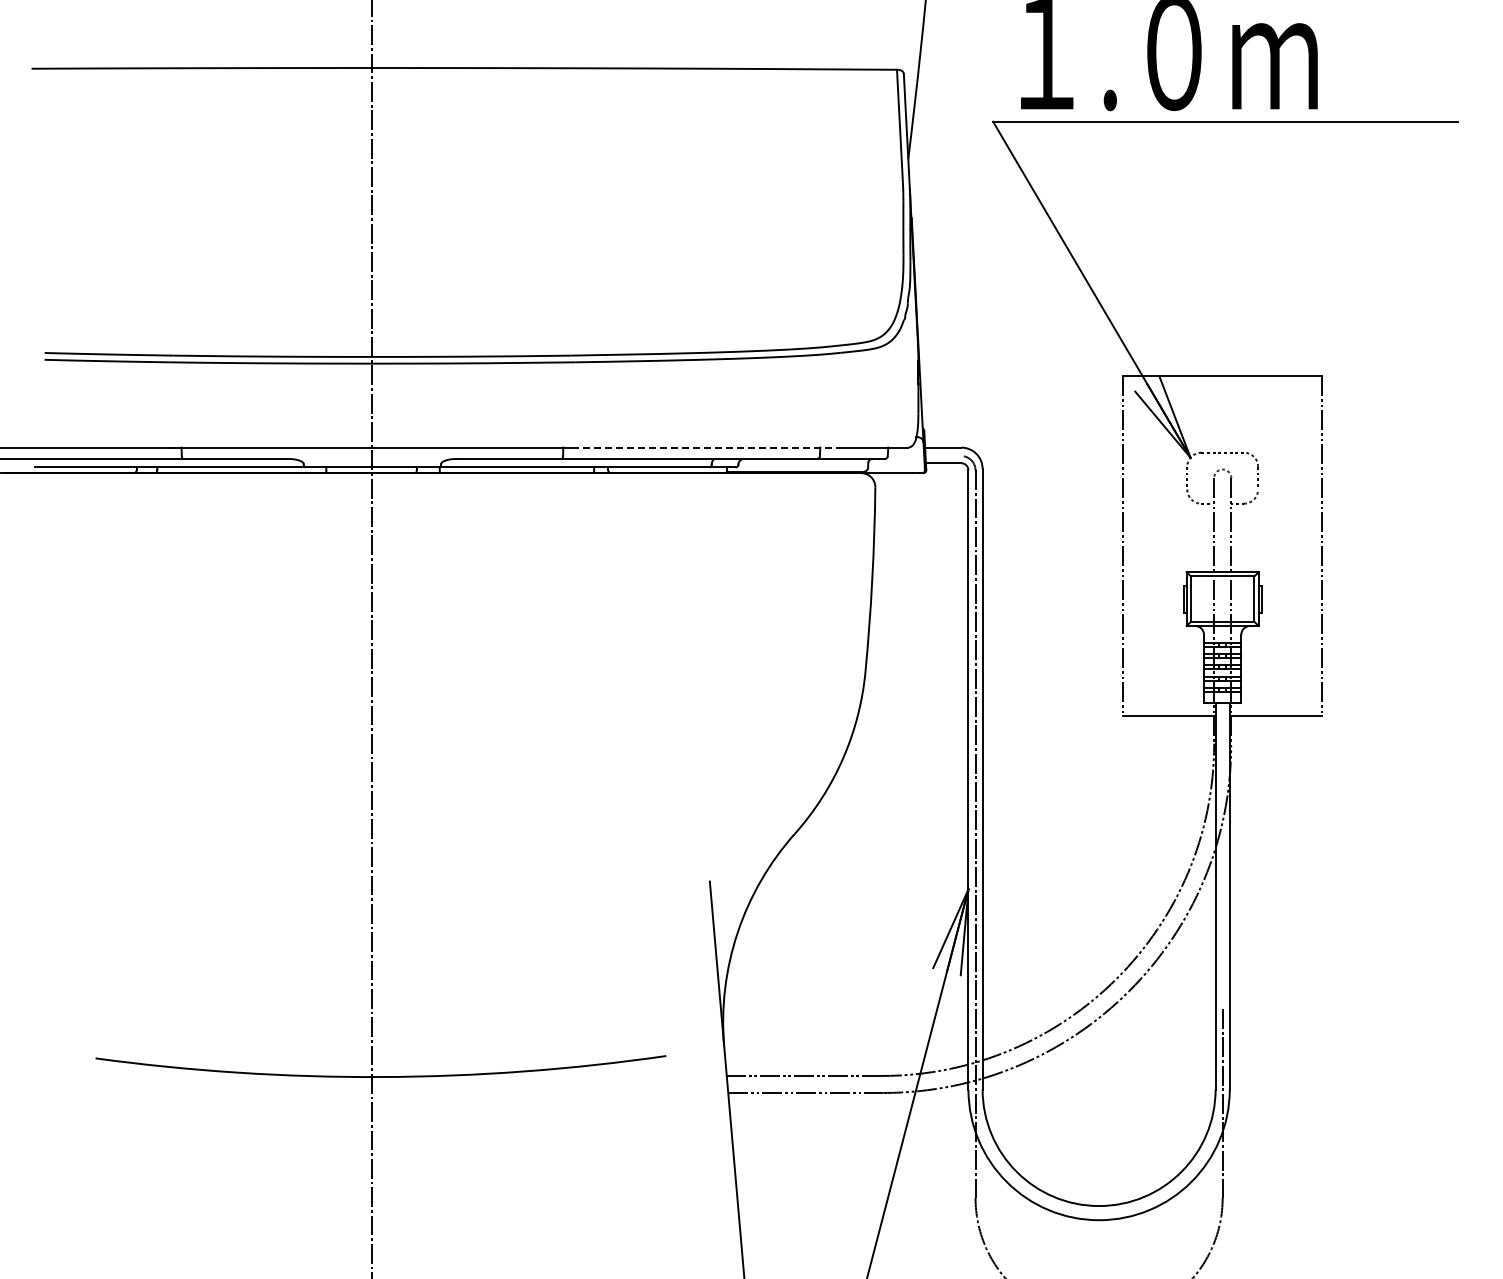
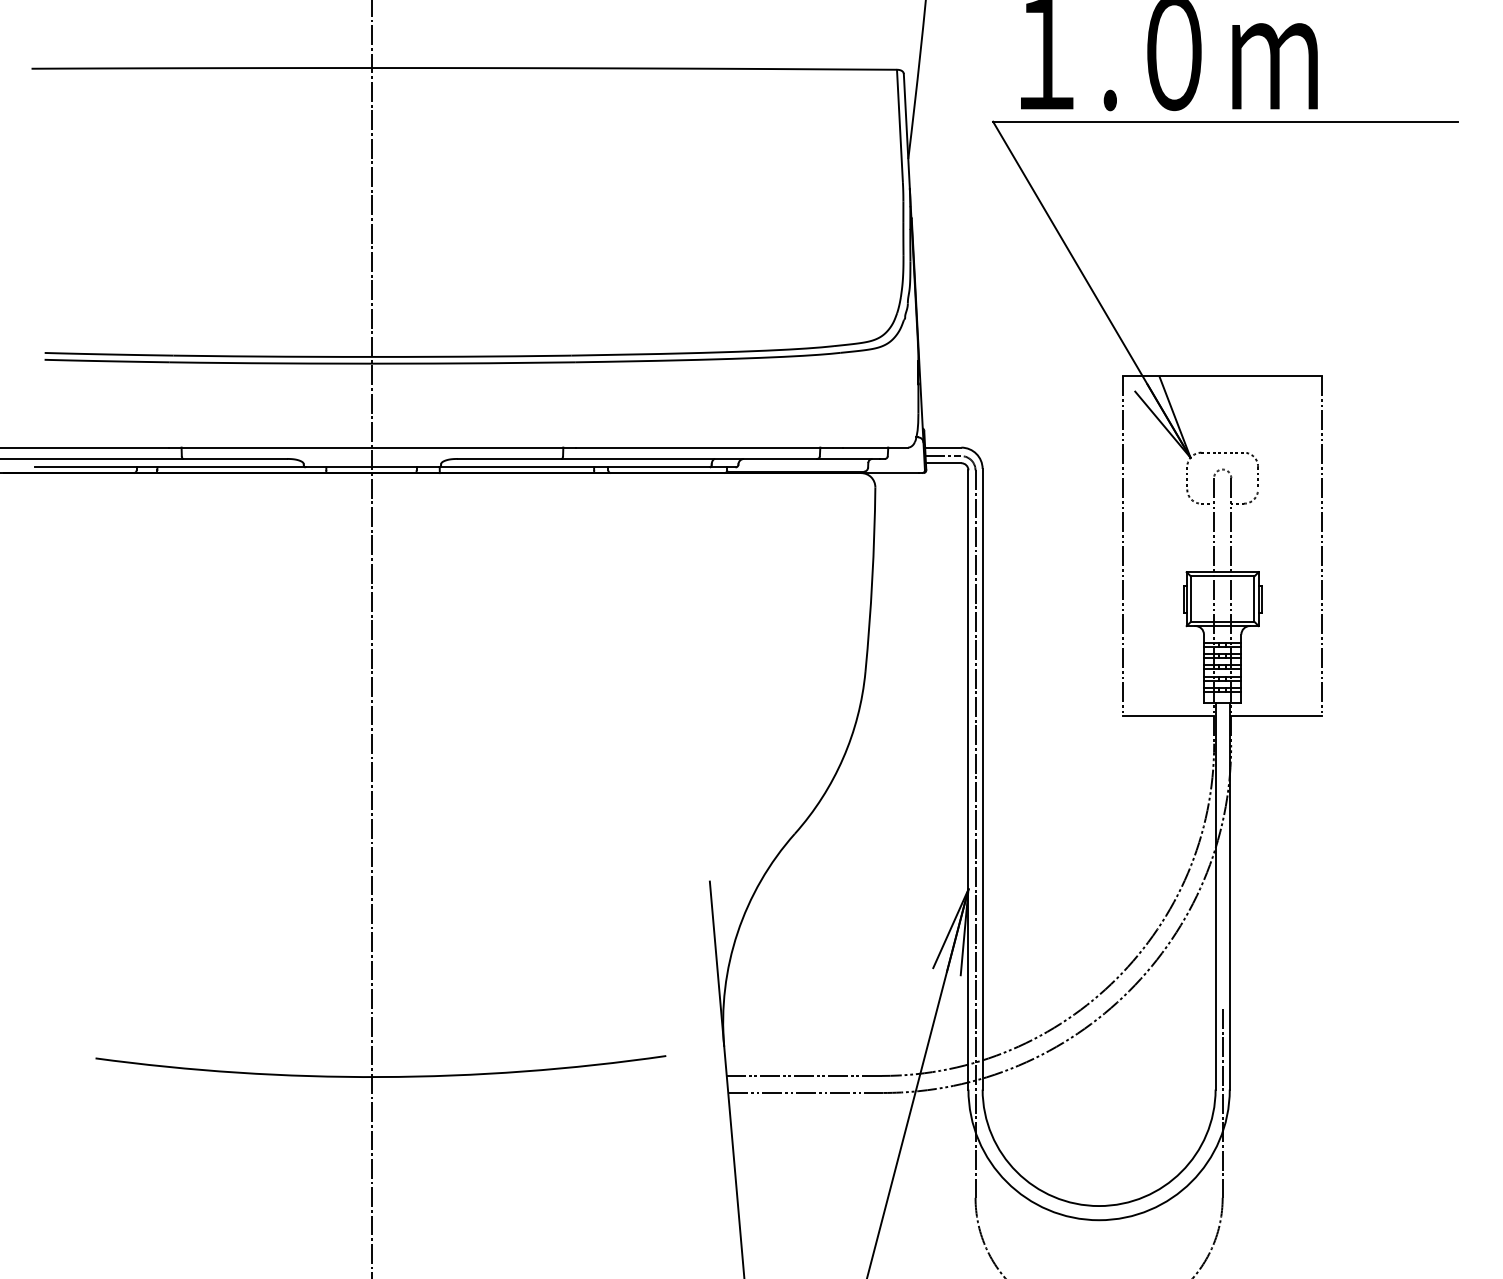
line: dashed -> solid (708, 447)
line: none -> present (943, 456)
